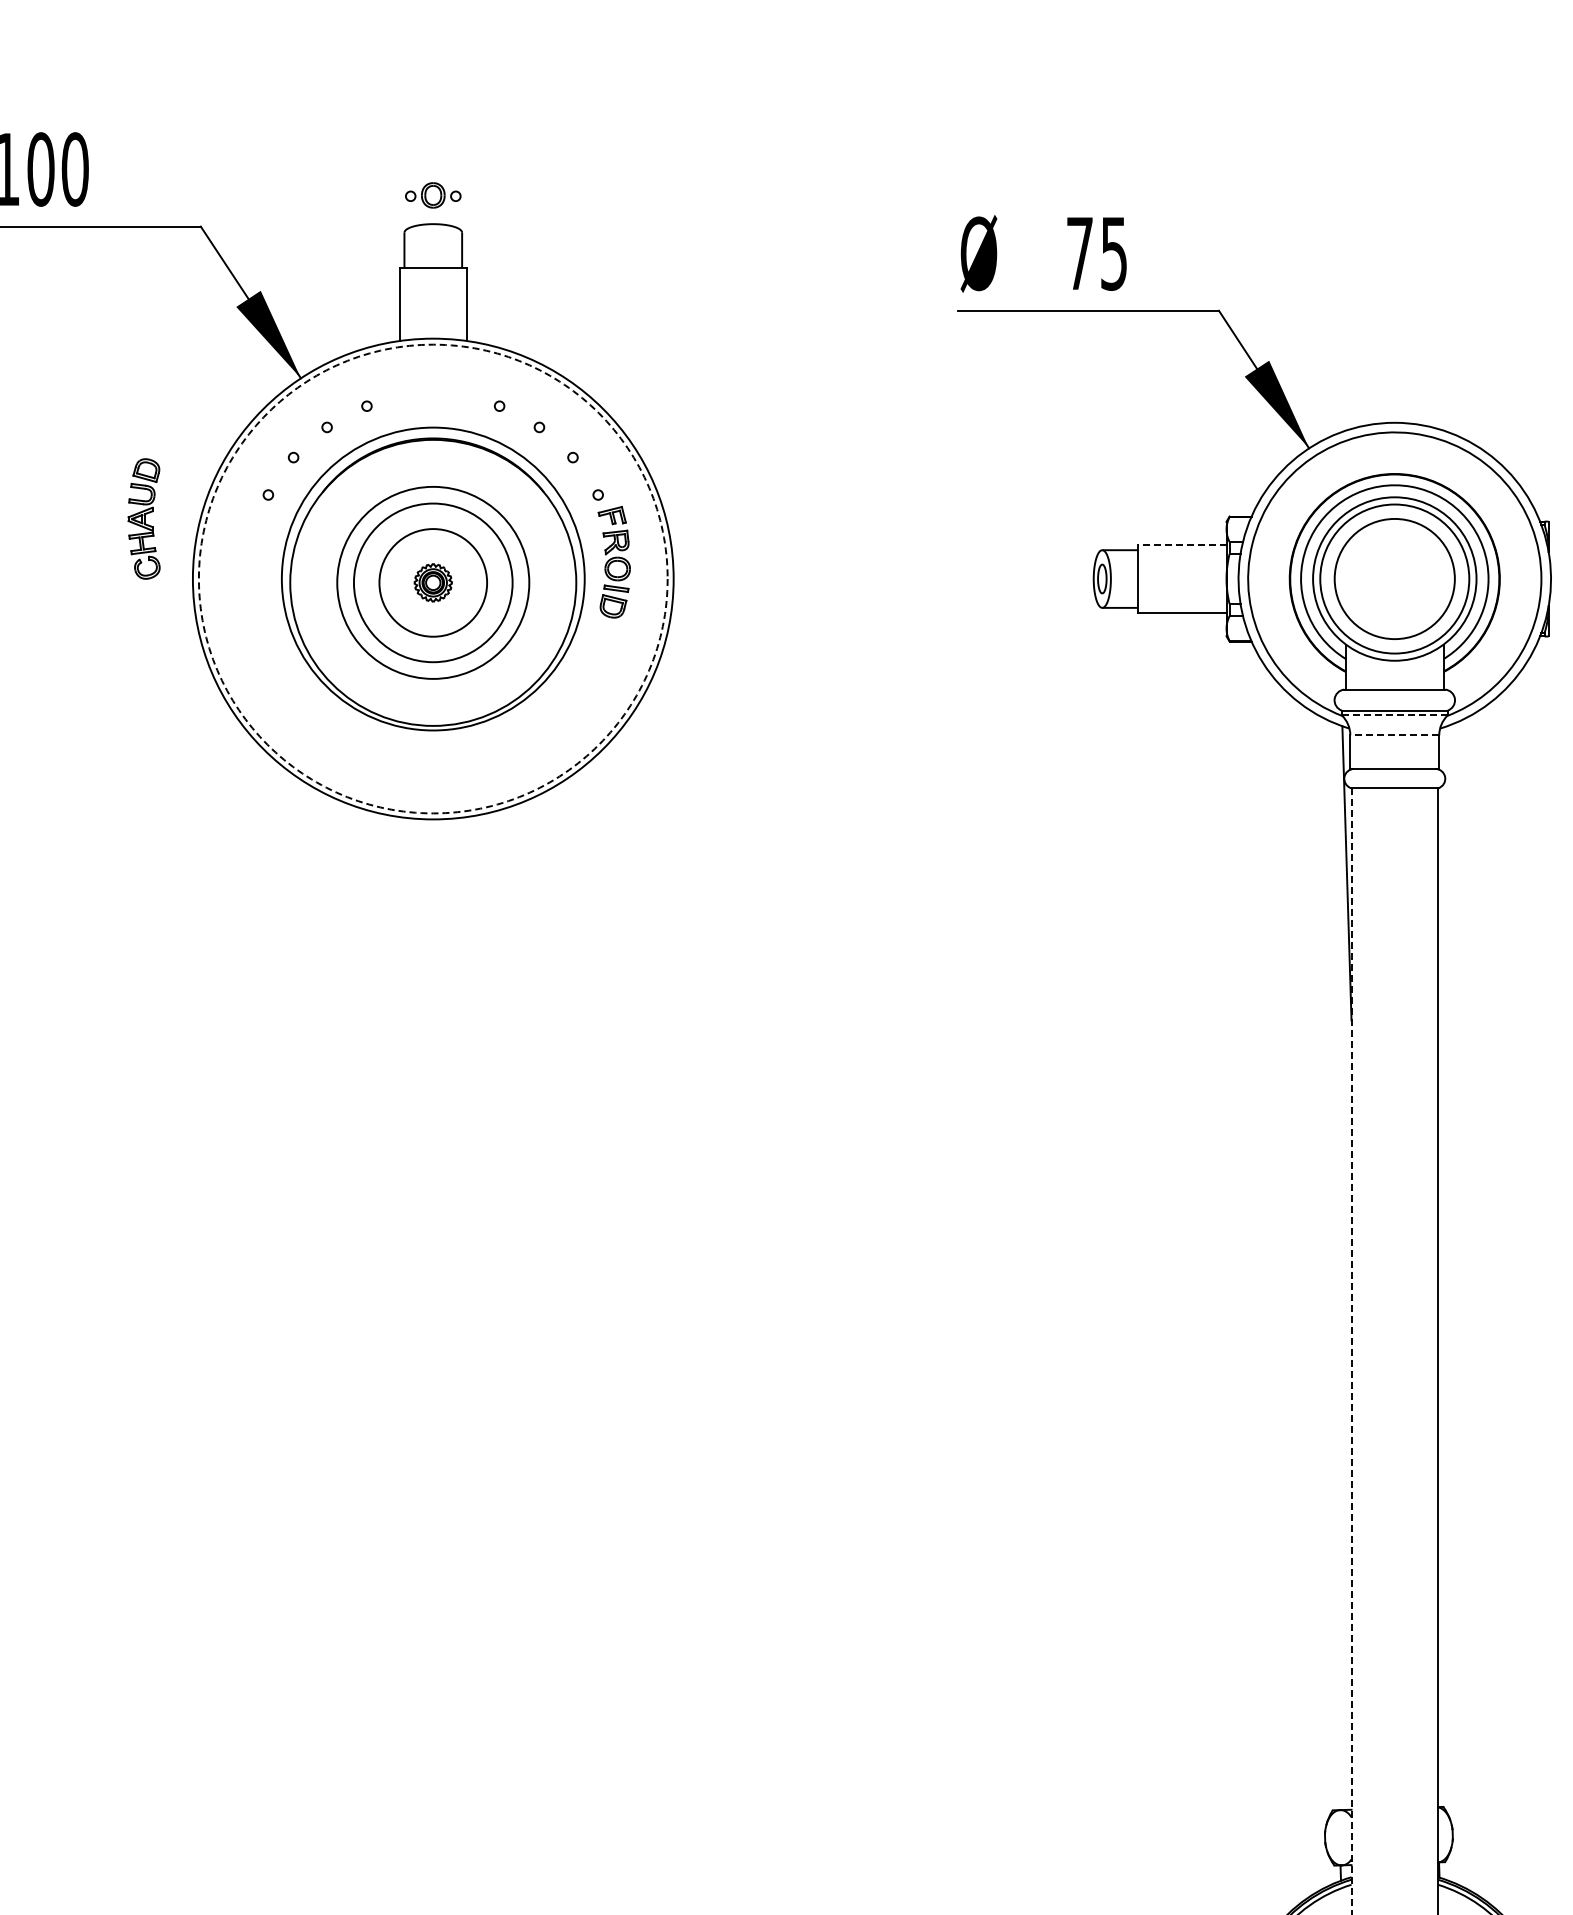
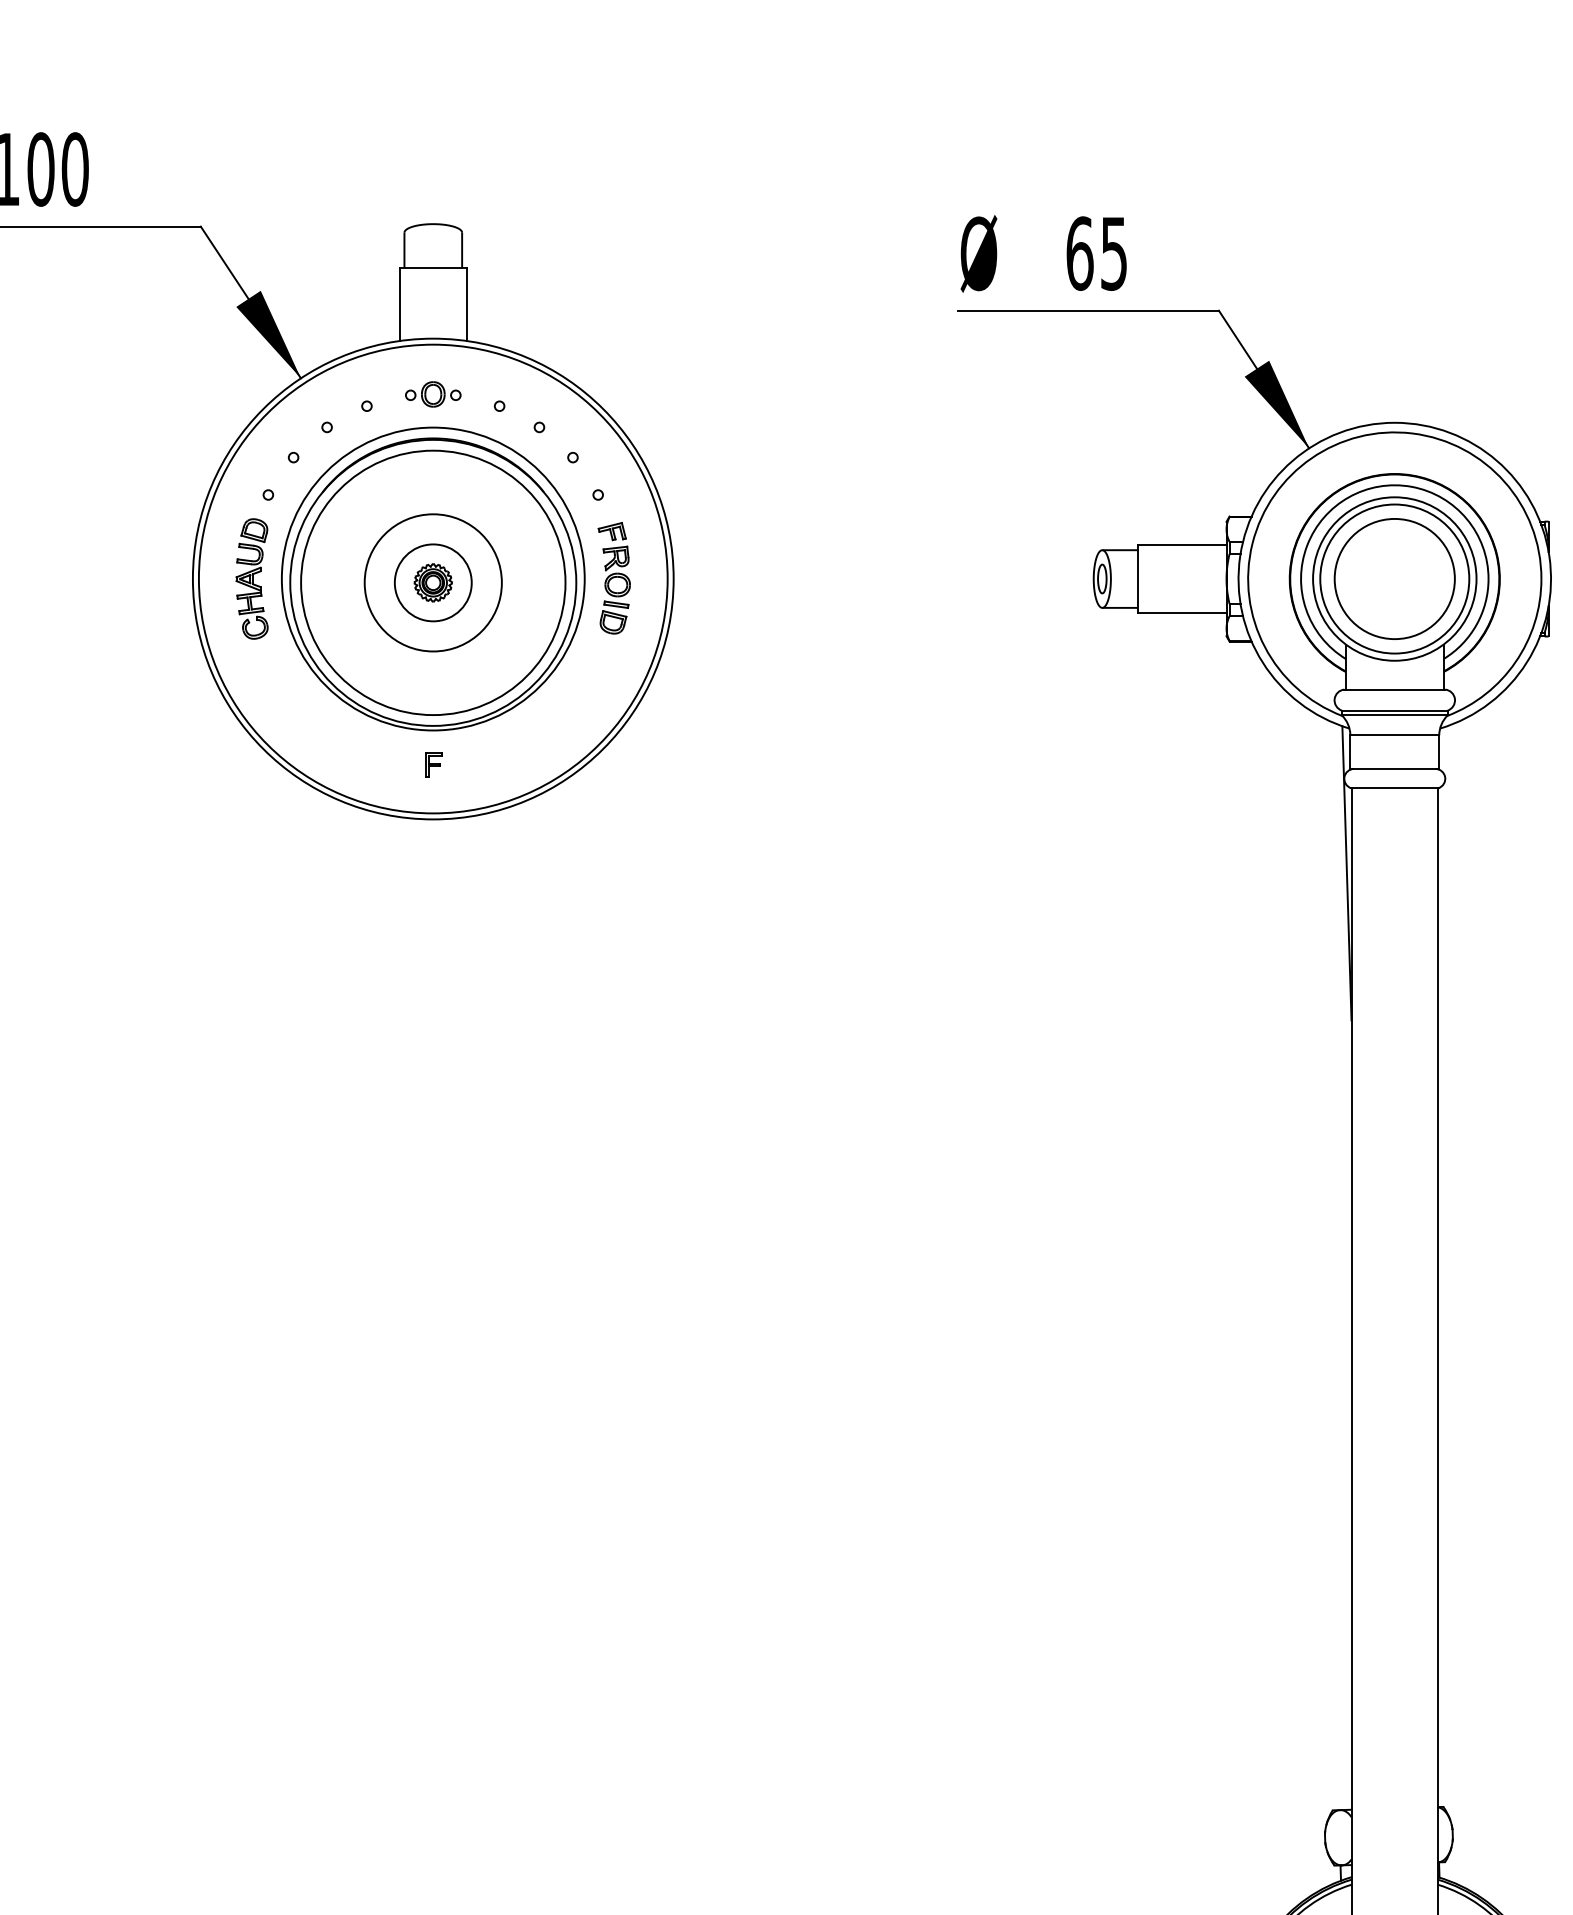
part position: (433, 195) -> (433, 394) (433, 394)
text: 75 -> 65 (1079, 253)
part position: (143, 518) -> (251, 578) (251, 578)
line: dashed -> solid (1181, 545)
part position: (613, 562) -> (613, 578) (613, 578)
circle: dashed -> solid (432, 578)
circle diameter: 159 px -> 264 px (433, 582)
circle diameter: 108 px -> 77 px (432, 582)
circle diameter: 192 px -> 137 px (432, 582)
line: dashed -> solid (1394, 715)
line: dashed -> solid (1394, 735)
part: none -> present (433, 764)
line: dashed -> solid (1351, 1352)
